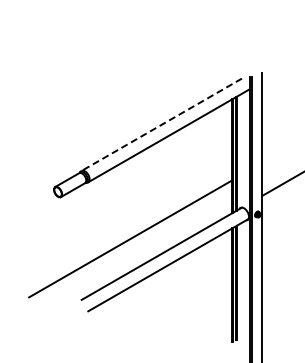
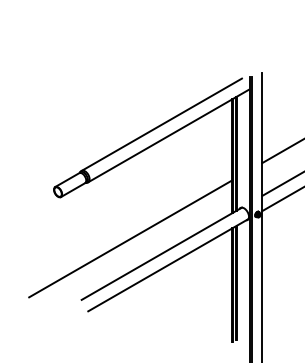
line: dashed -> solid (161, 124)
line: none -> present (281, 151)
line: none -> present (281, 199)
